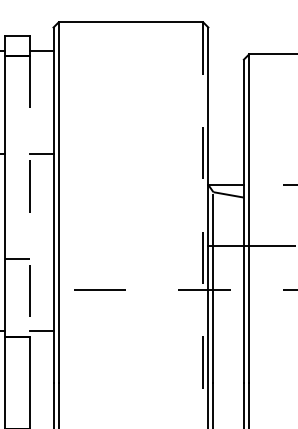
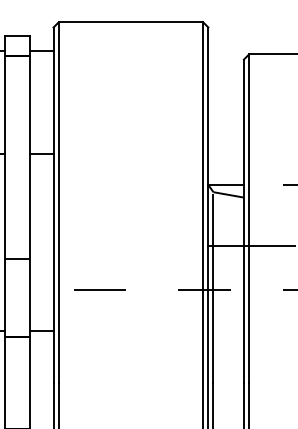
line: dashed -> solid (30, 196)
line: dashed -> solid (203, 226)
